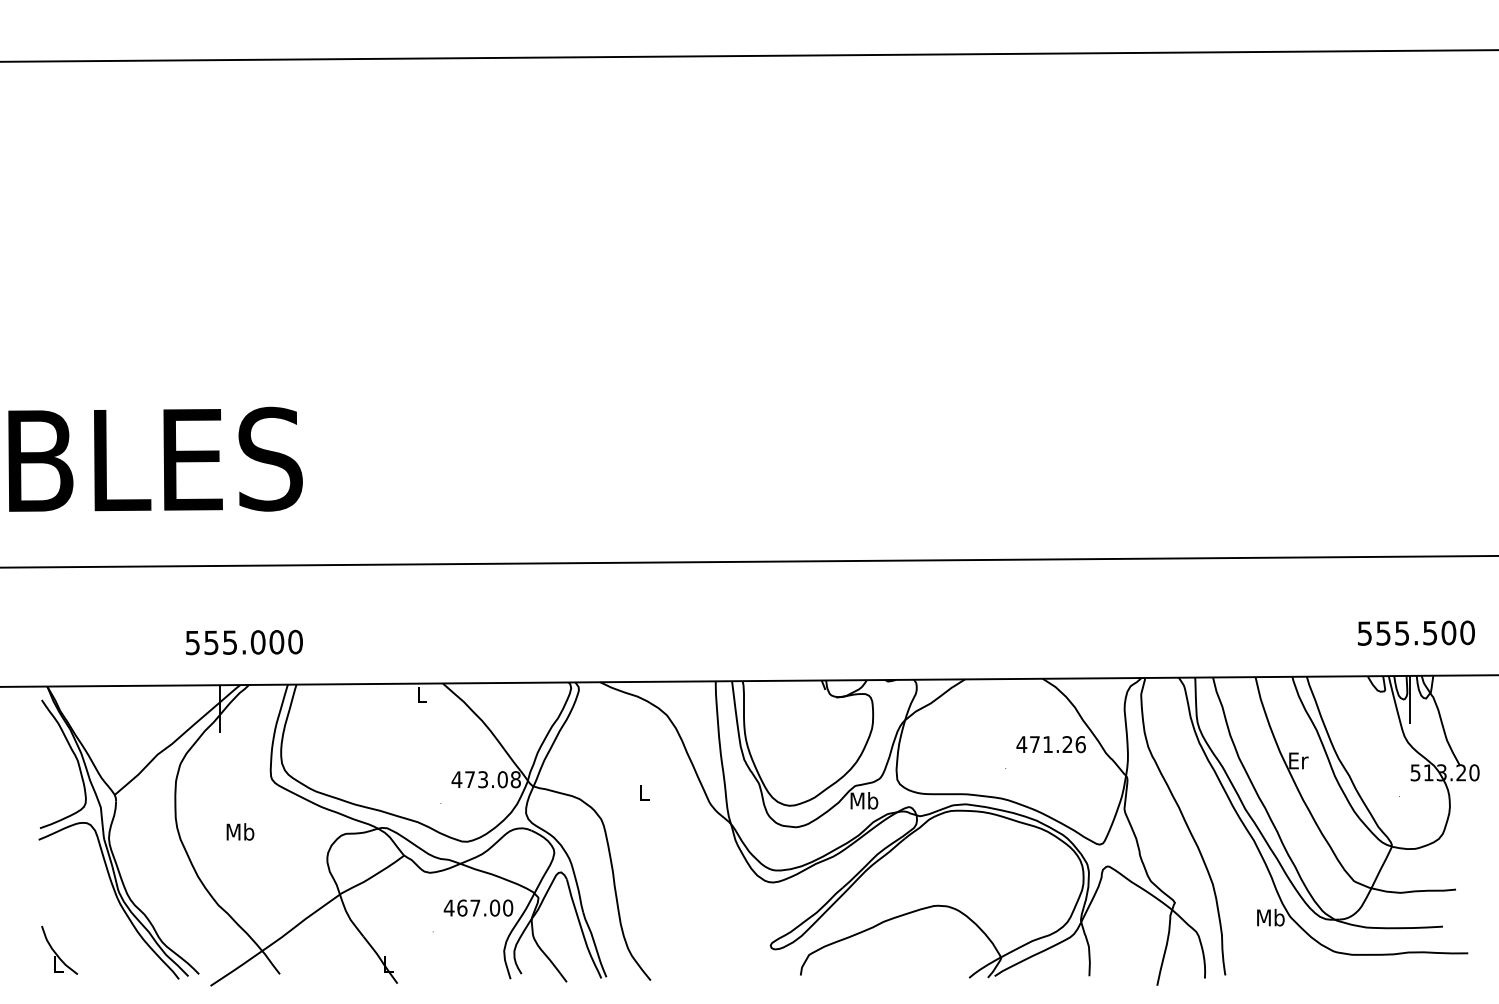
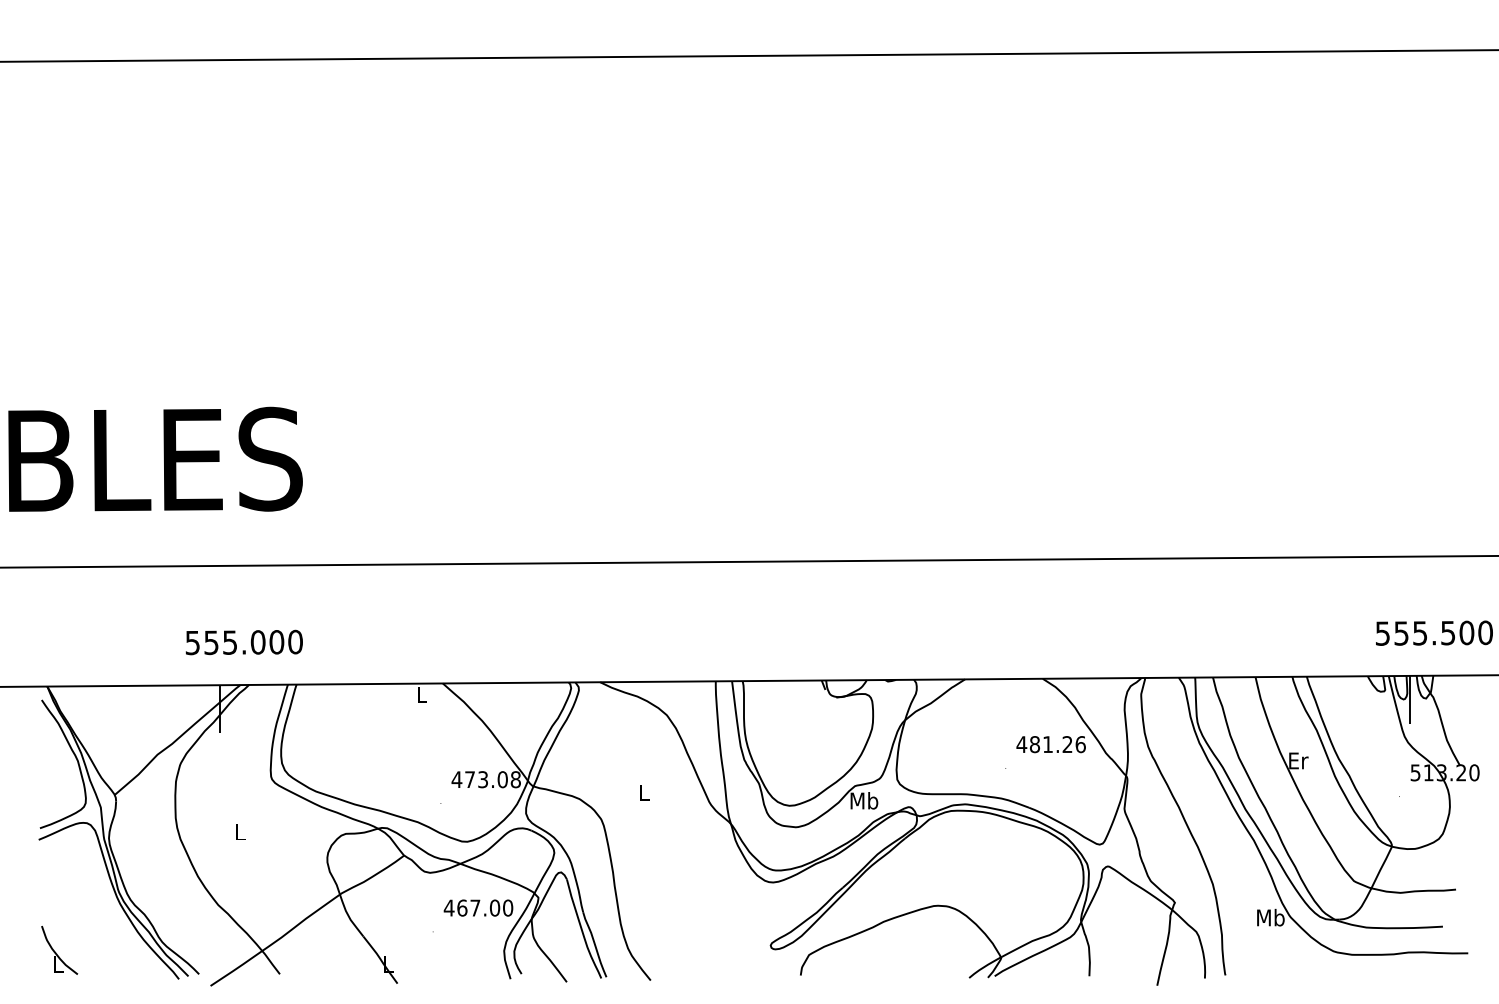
text position: (1416, 632) -> (1434, 632) (1434, 632)
text: 471.26 -> 481.26 (1034, 744)
text: Mb -> L (240, 831)
